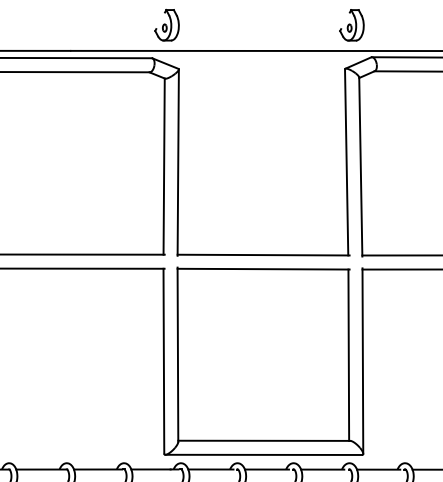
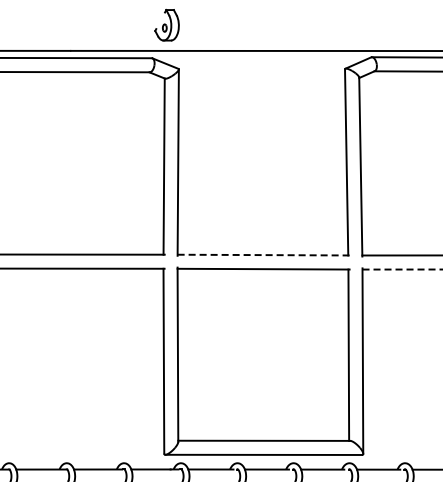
part: present -> none (351, 25)
line: solid -> dashed (263, 255)
line: solid -> dashed (402, 269)
